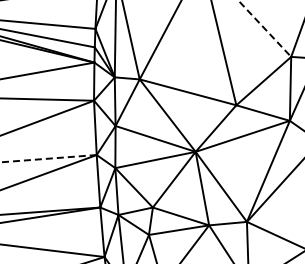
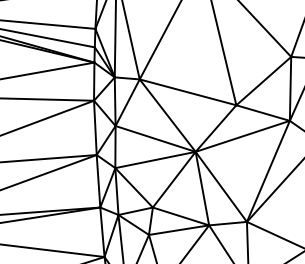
line: dashed -> solid (264, 28)
line: dashed -> solid (48, 158)
